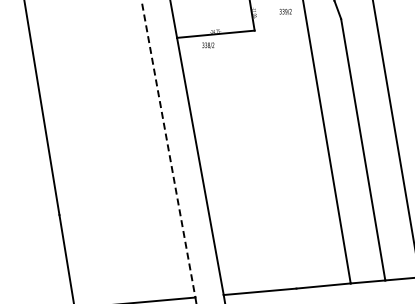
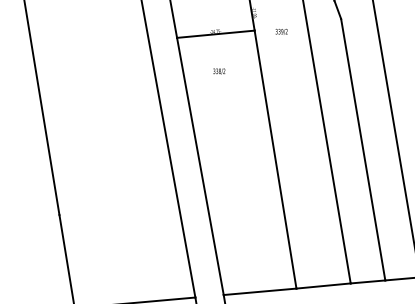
text position: (285, 11) -> (281, 31) (281, 31)
text position: (208, 45) -> (219, 71) (219, 71)
line: dashed -> solid (168, 149)
line: none -> present (275, 159)
